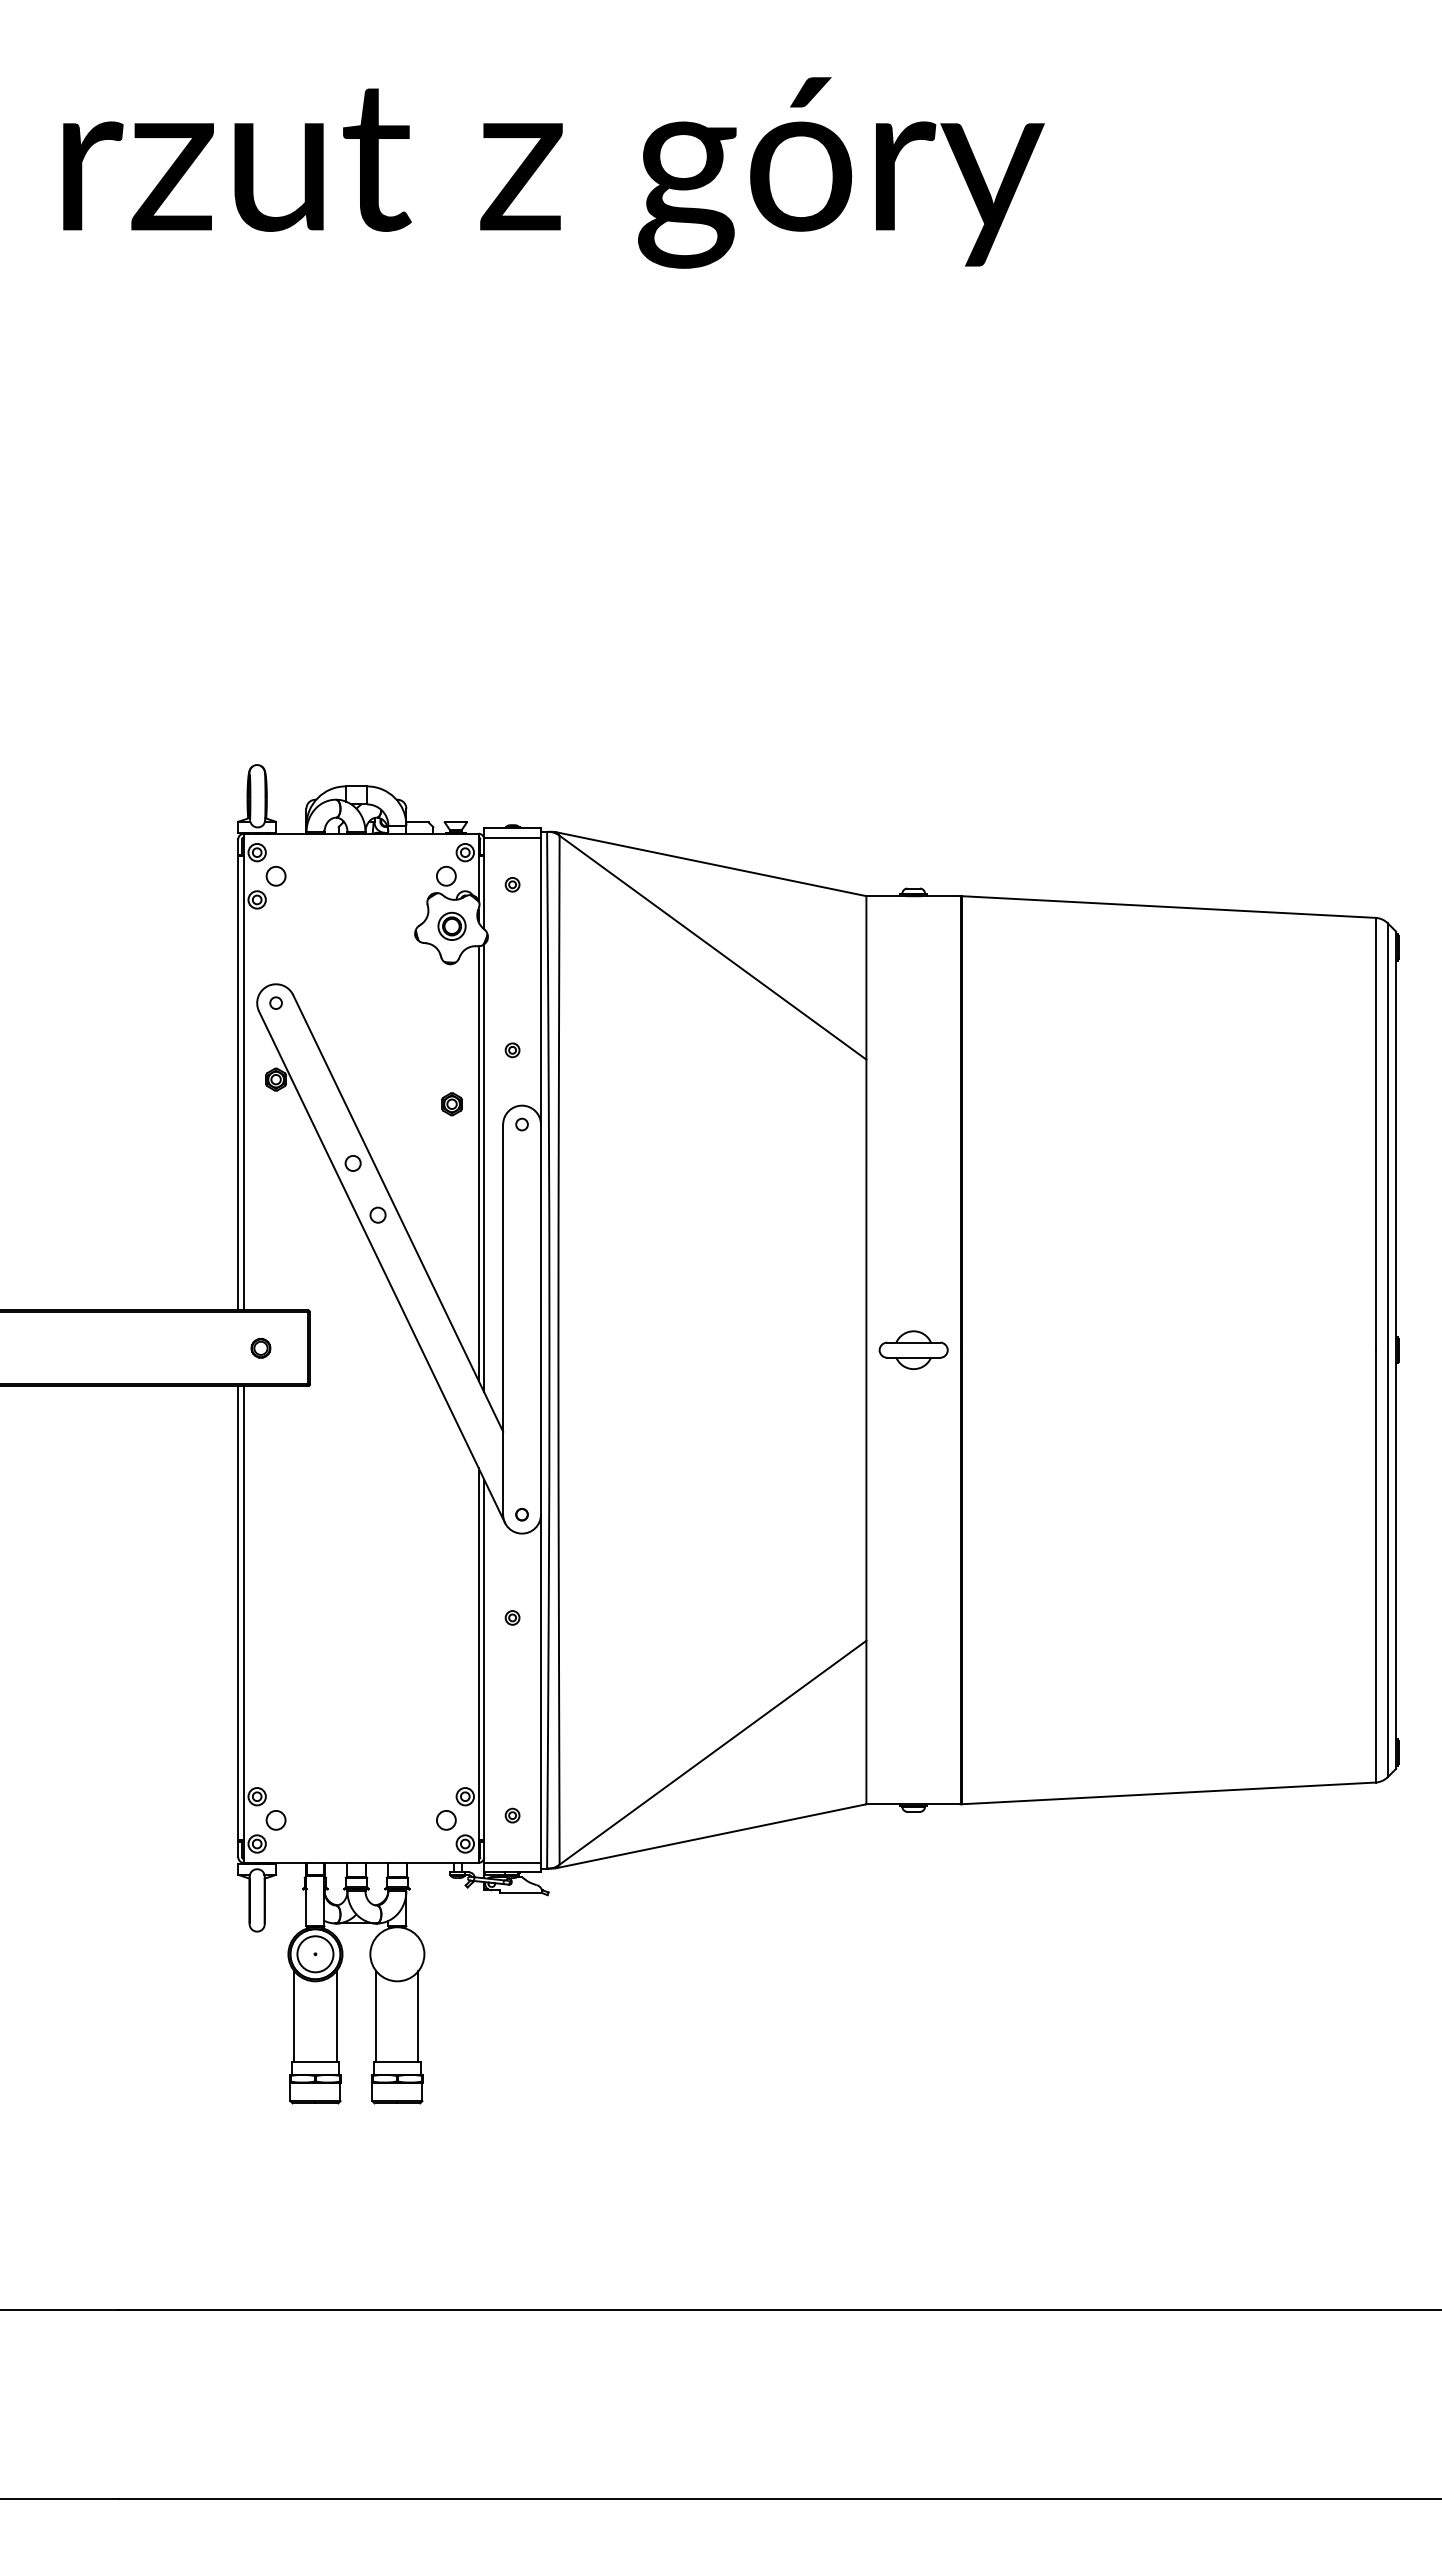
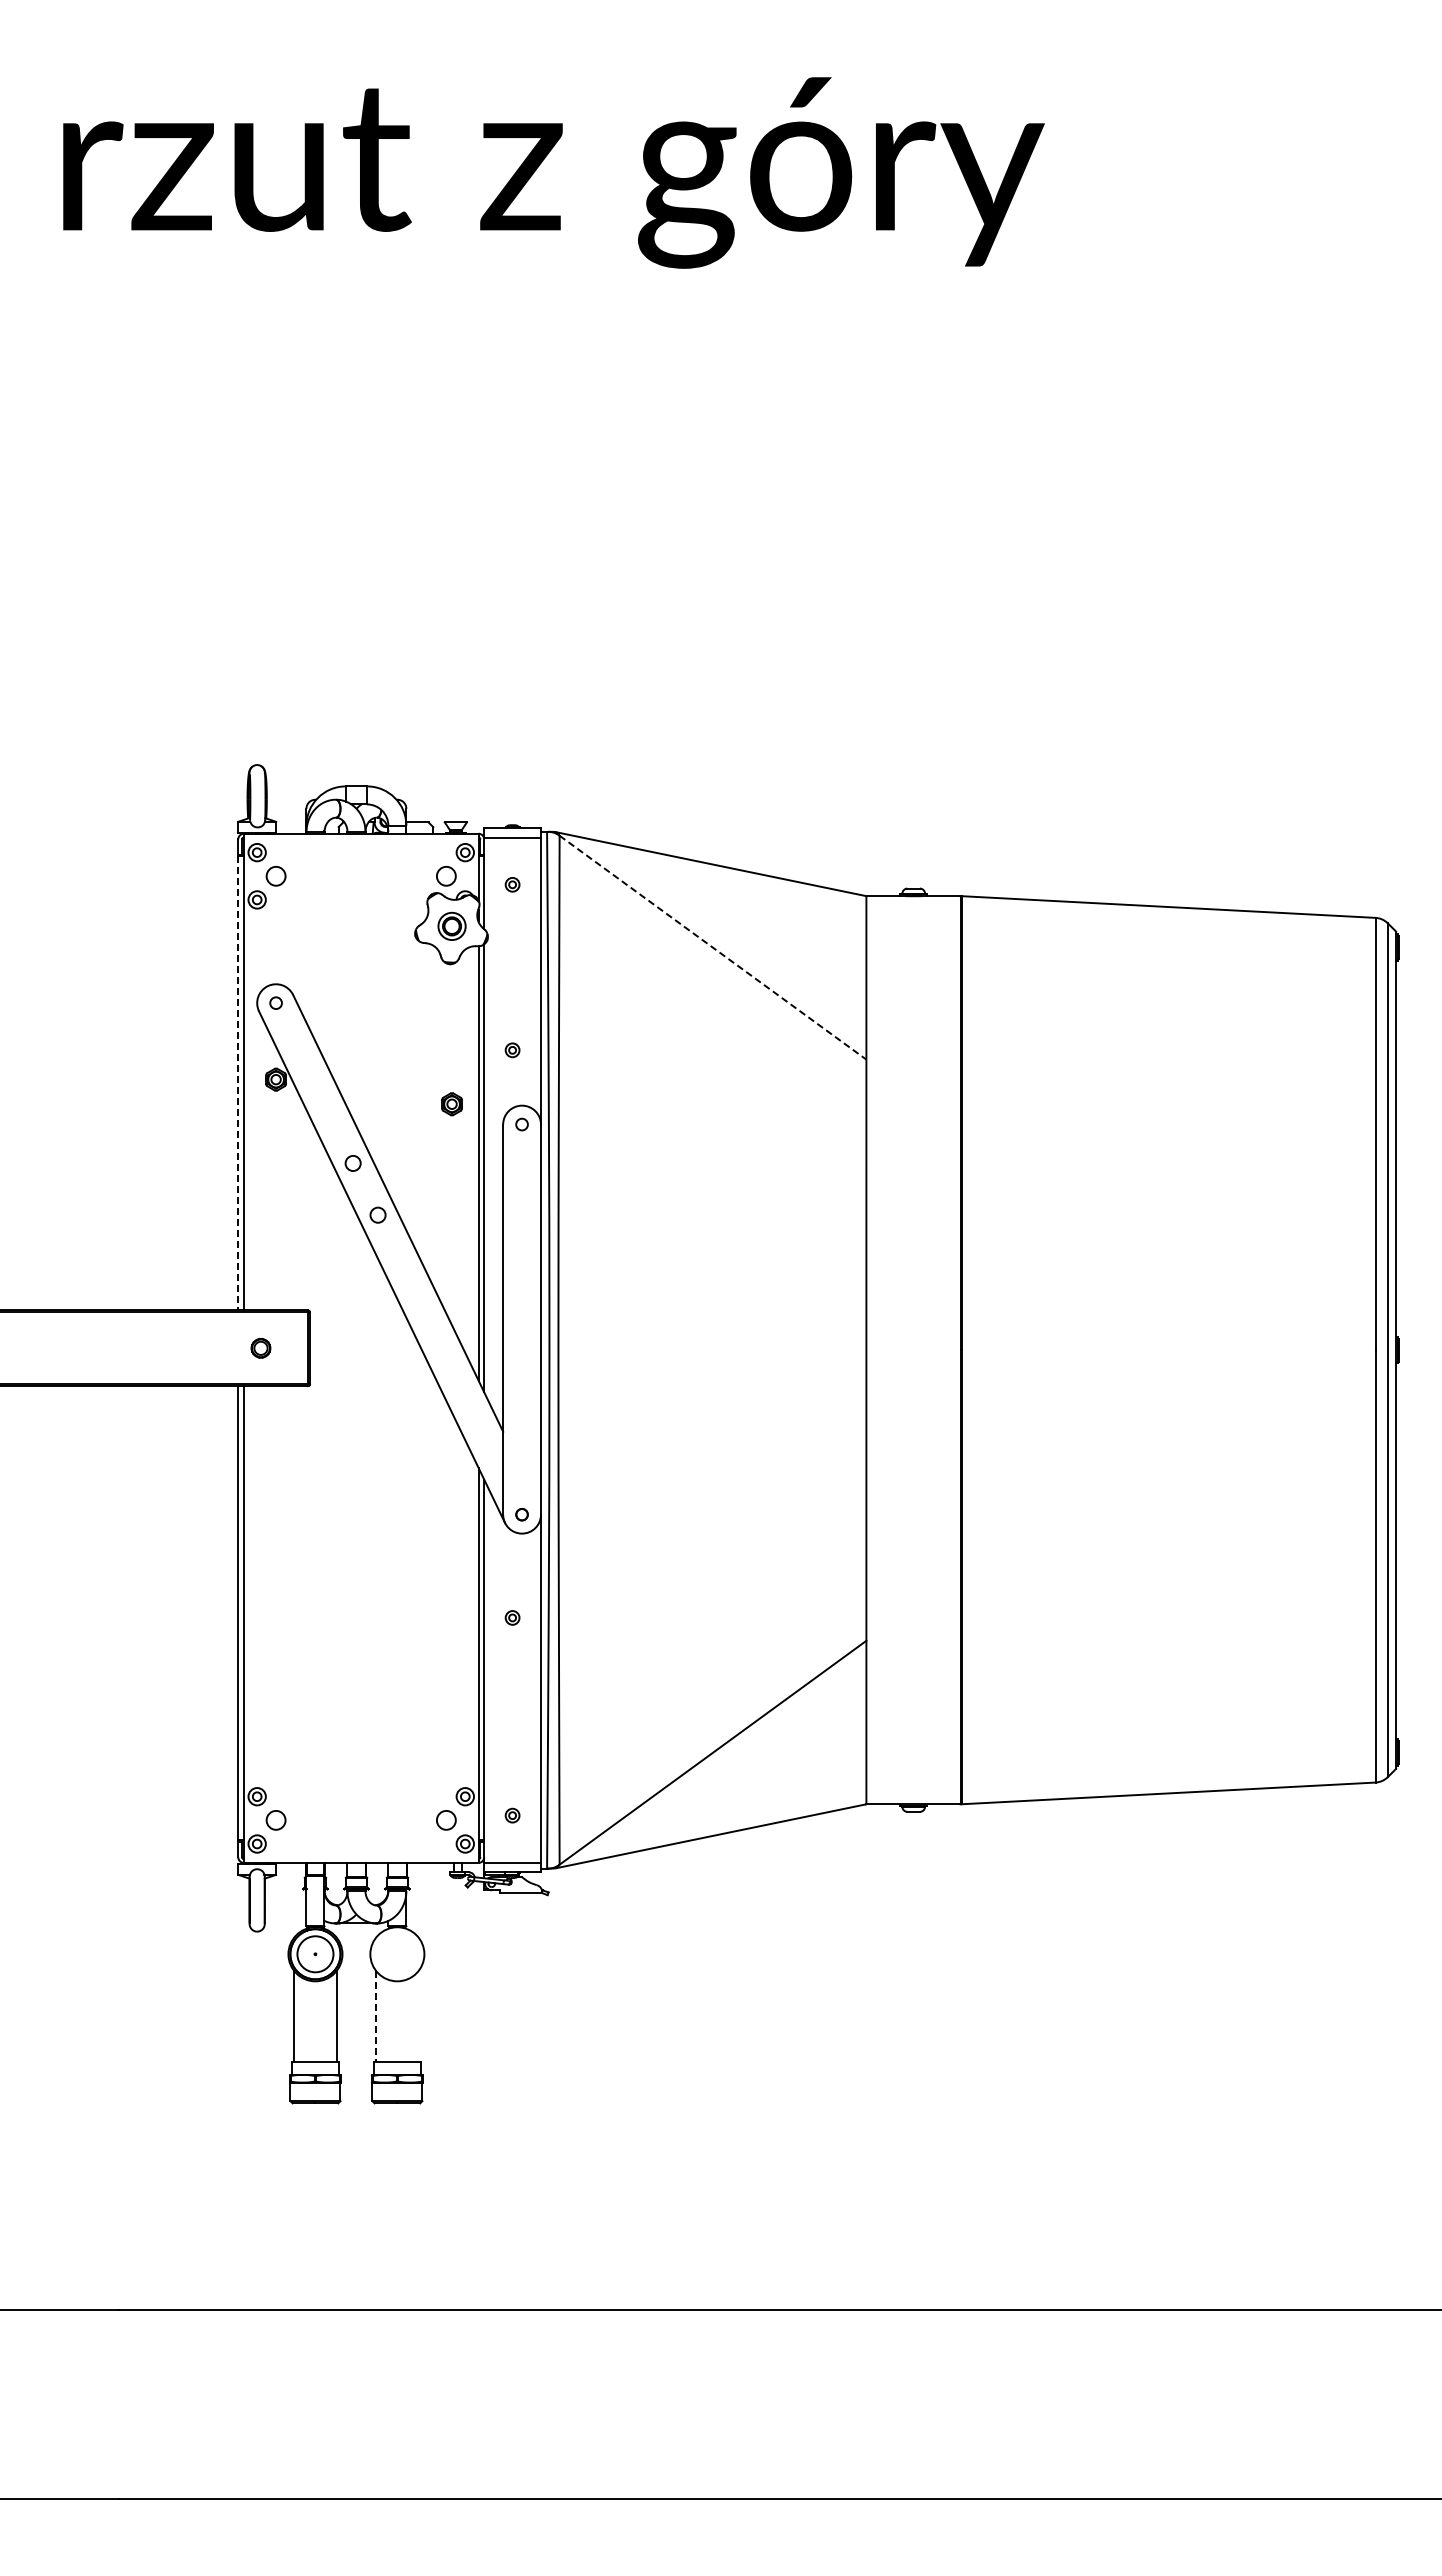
line: solid -> dashed (713, 947)
line: solid -> dashed (238, 1083)
part: present -> none (913, 1349)
line: present -> none (418, 2016)
line: solid -> dashed (376, 2017)
